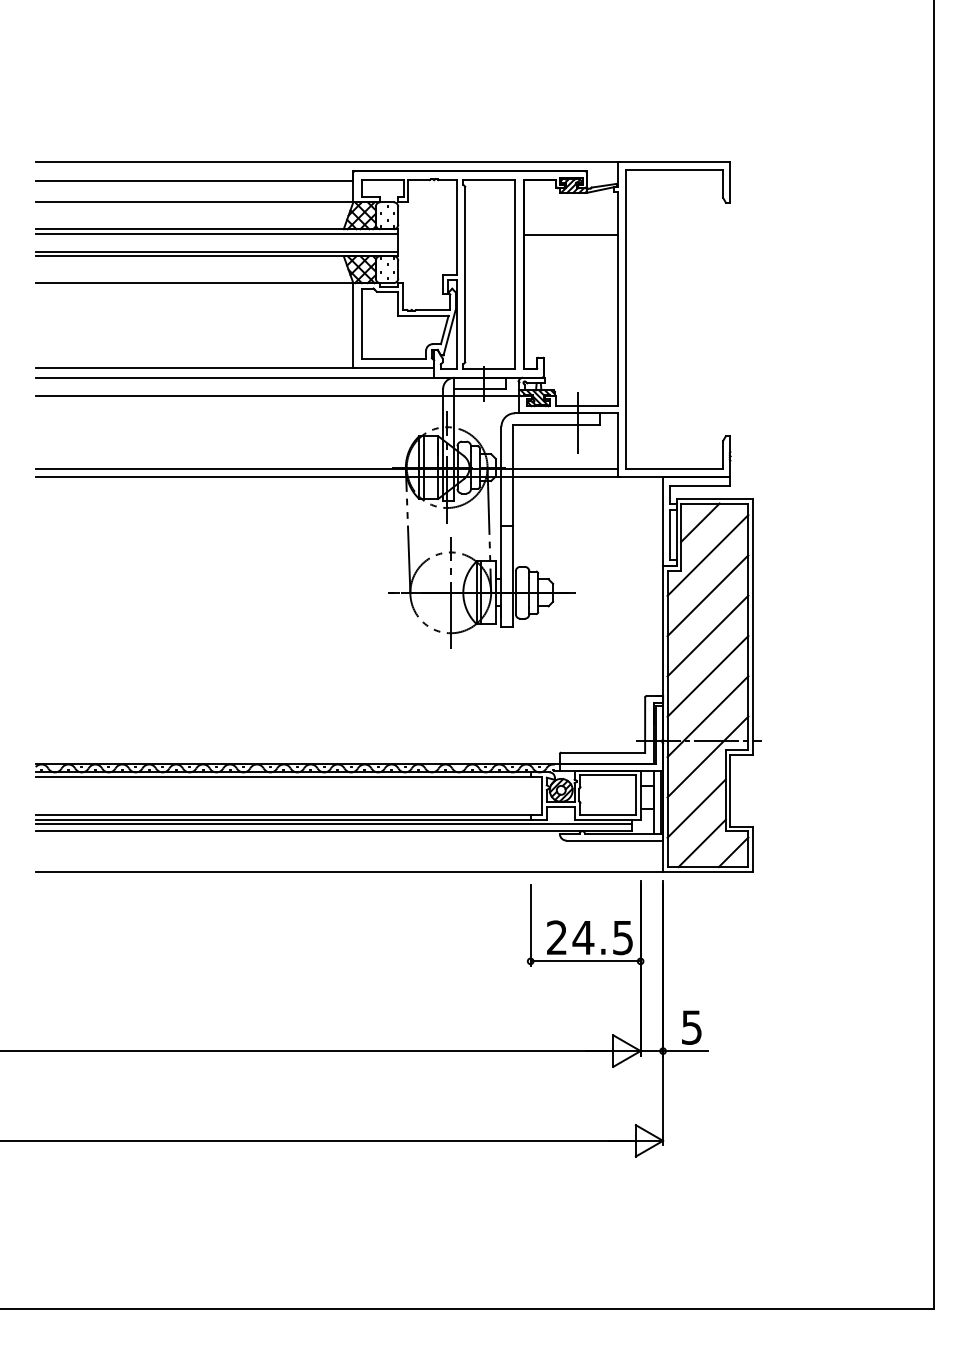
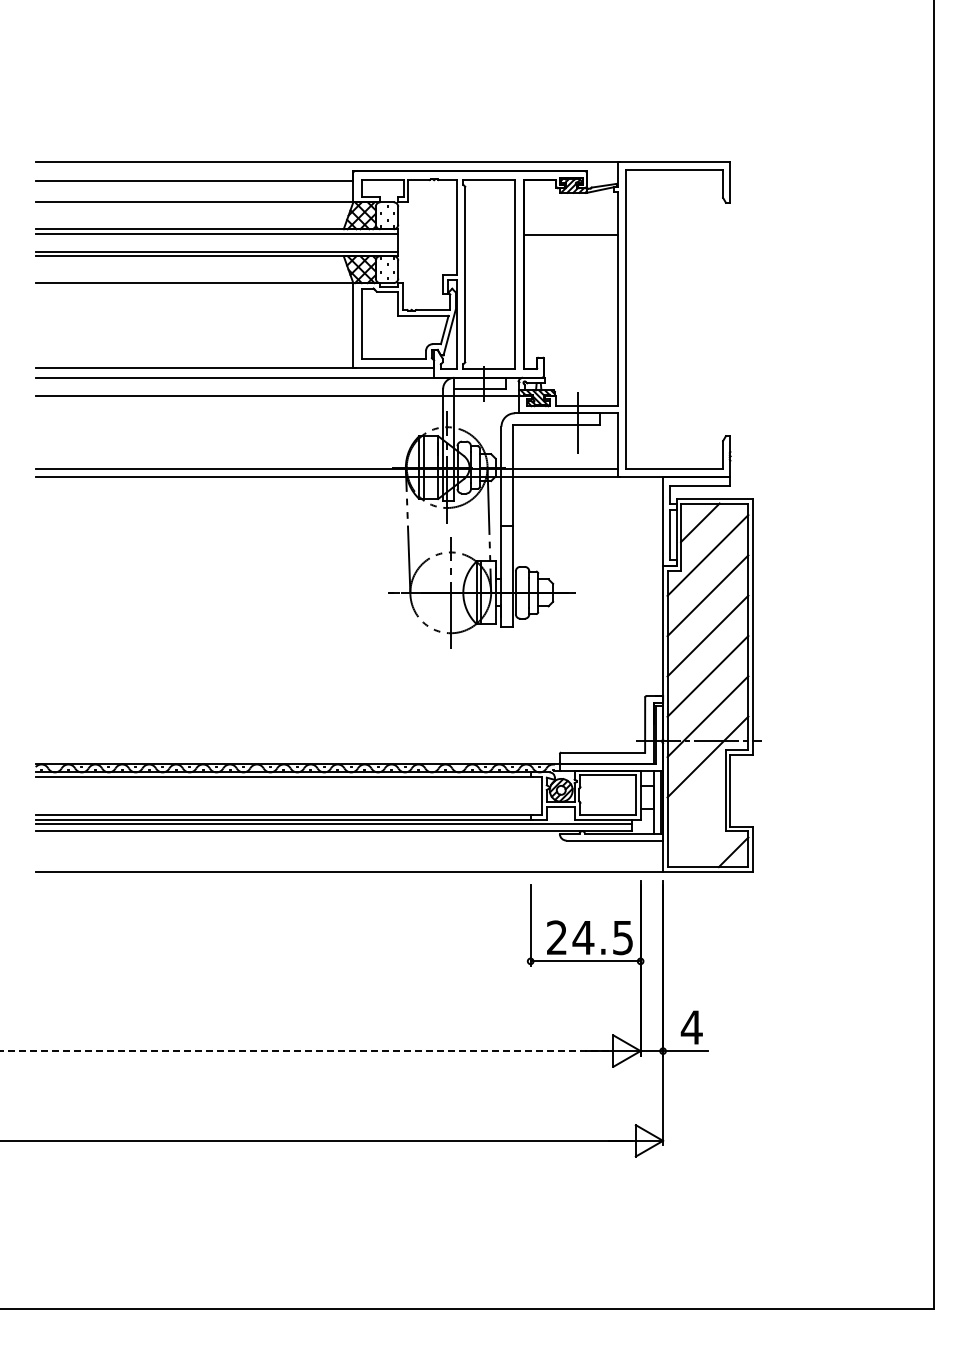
line: present -> none (696, 808)
line: present -> none (701, 843)
text: 5 -> 4 (691, 1027)
line: solid -> dashed (304, 1051)
